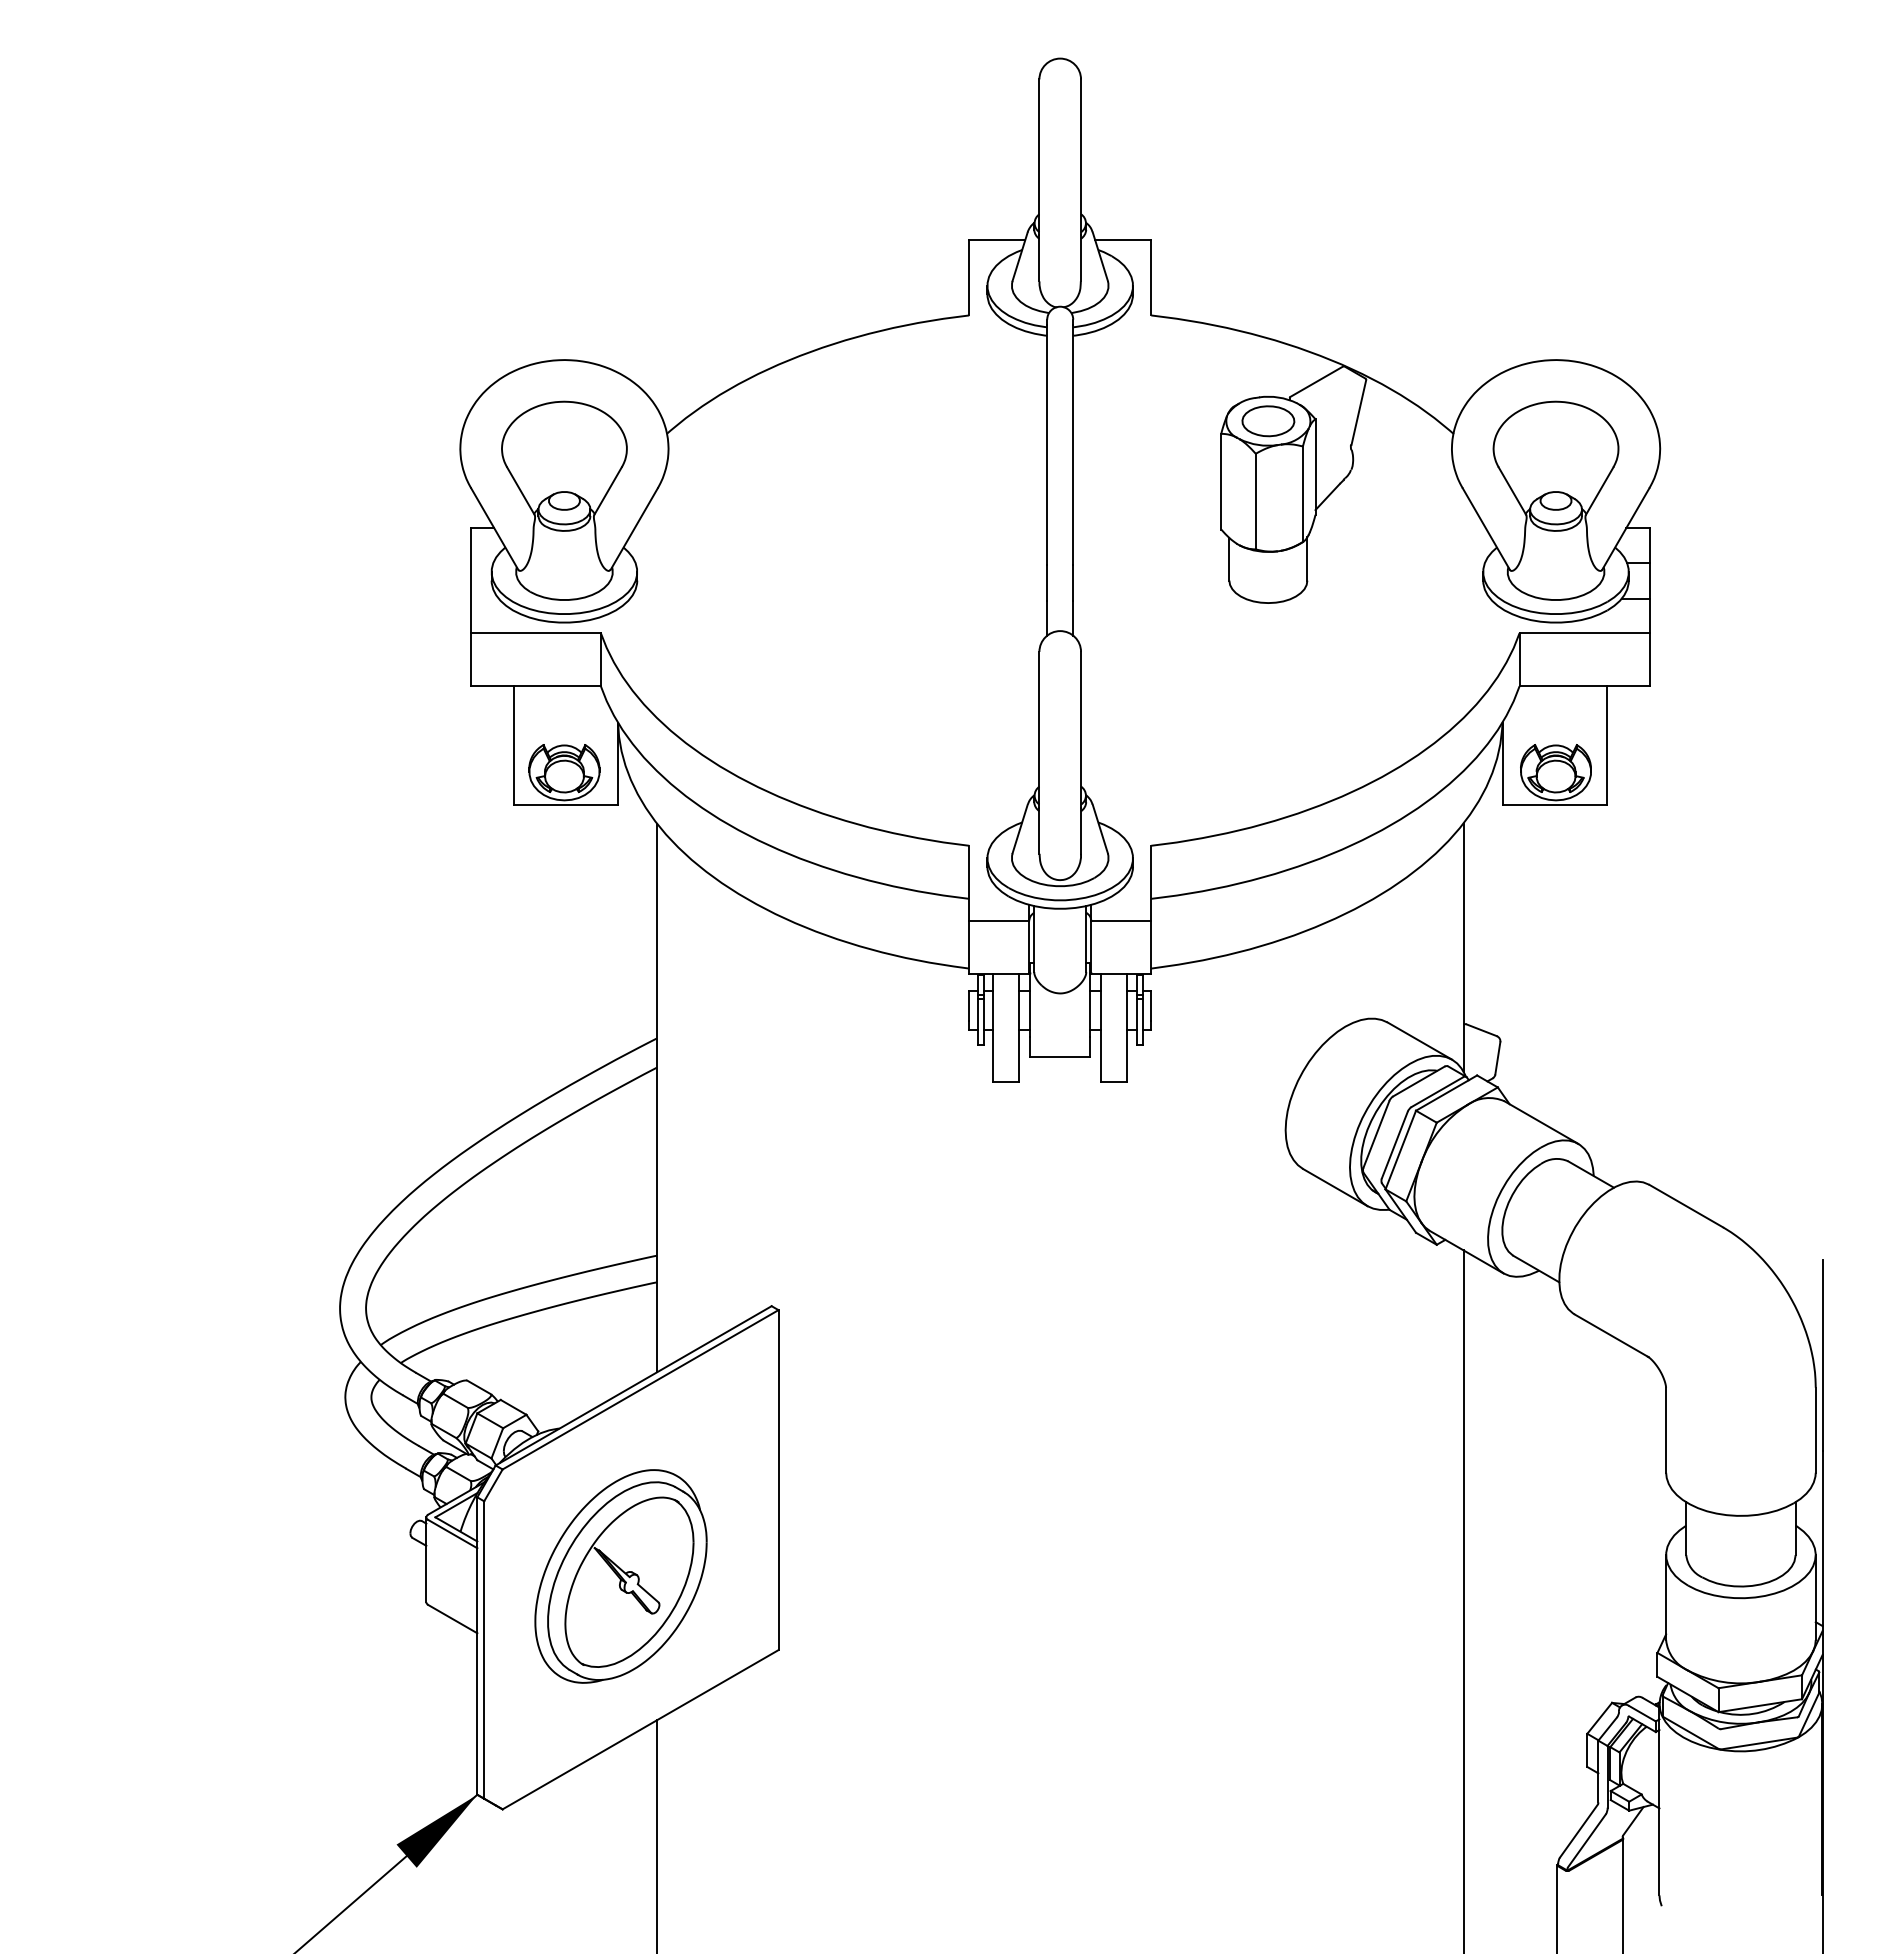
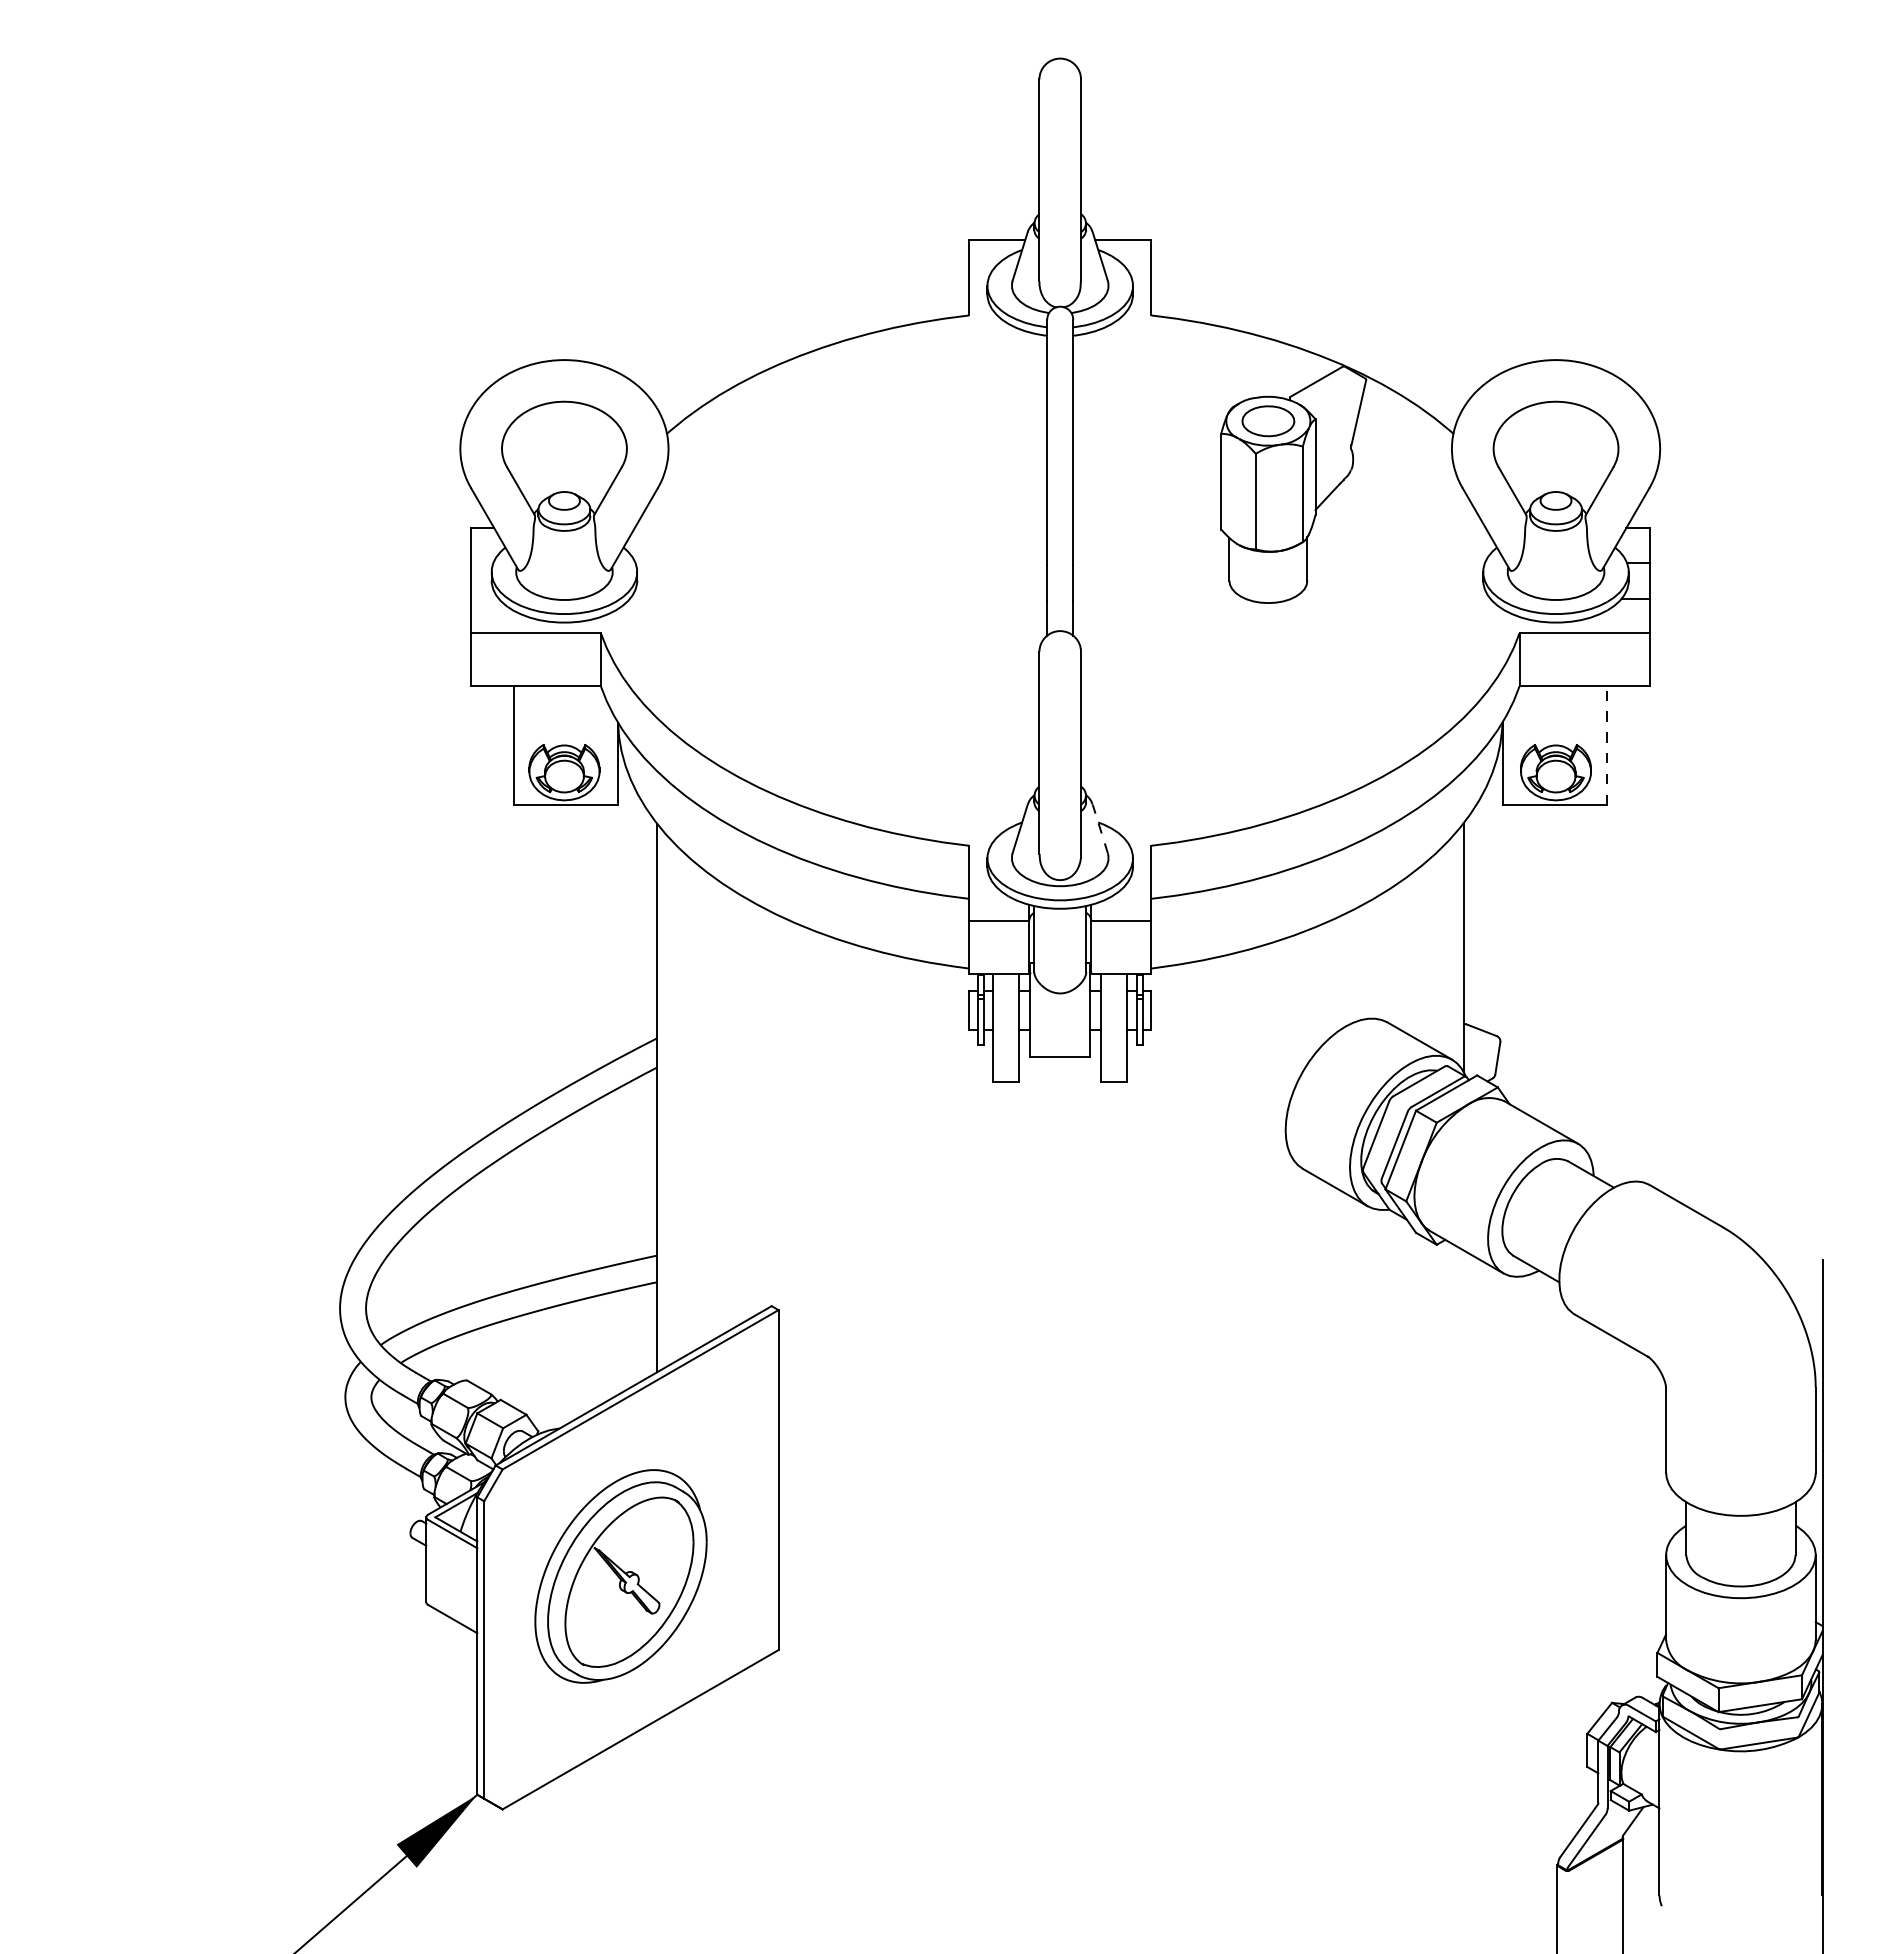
line: solid -> dashed (1606, 745)
line: solid -> dashed (1100, 828)
line: present -> none (1463, 1600)
line: present -> none (656, 1835)
